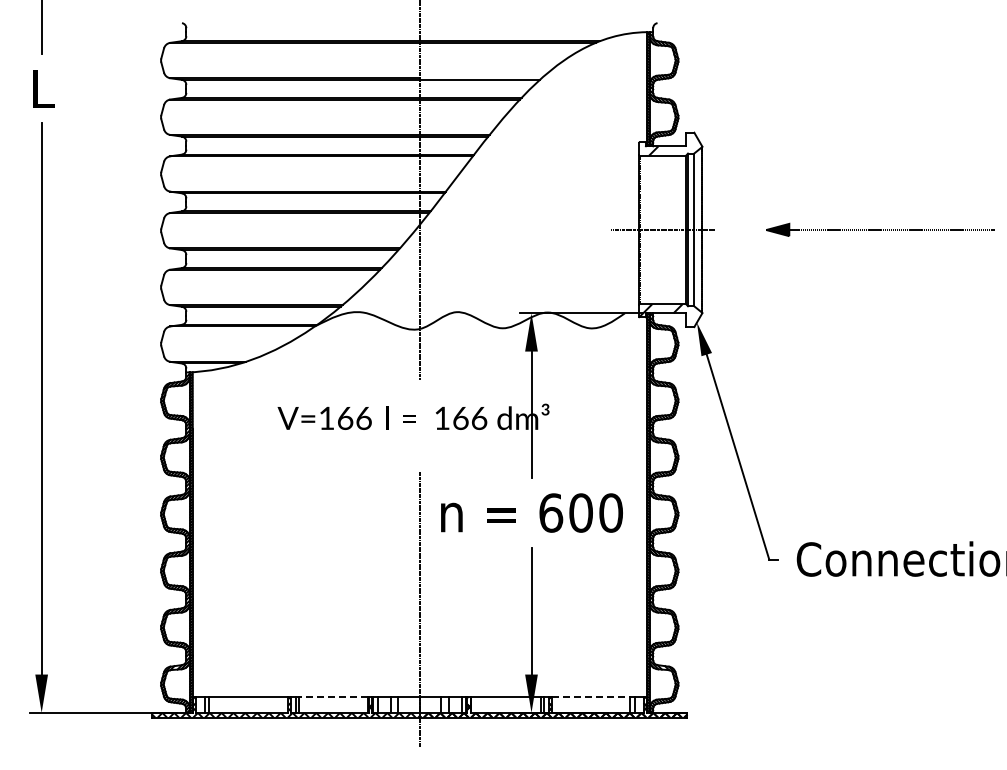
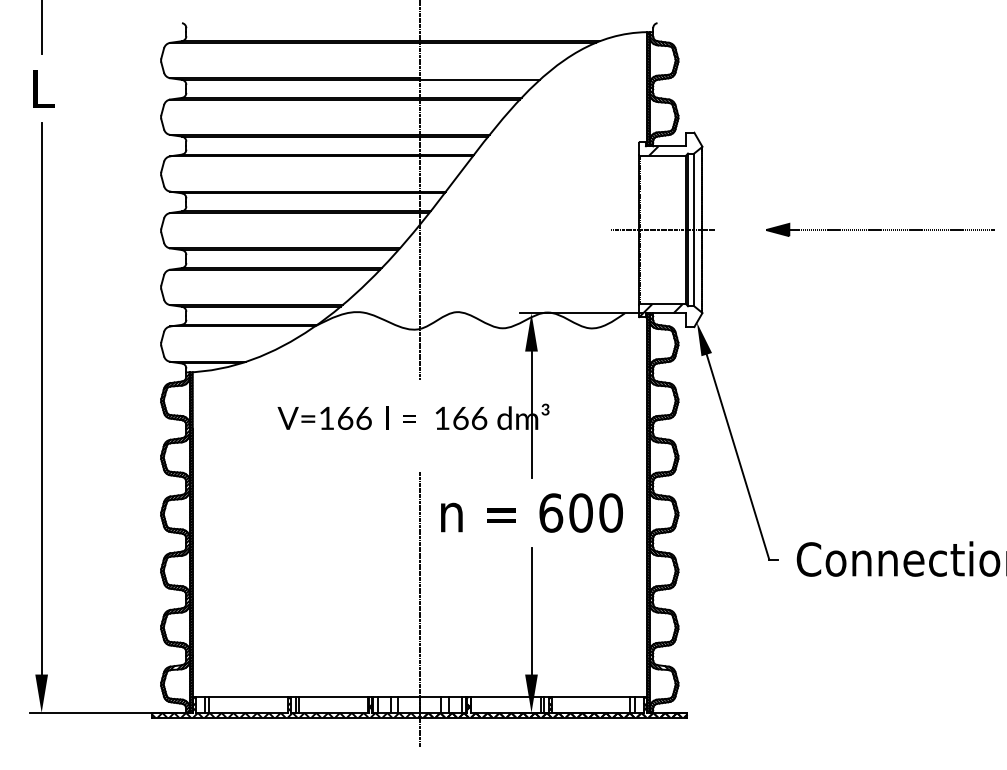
line: dashed -> solid (333, 696)
line: dashed -> solid (591, 696)
